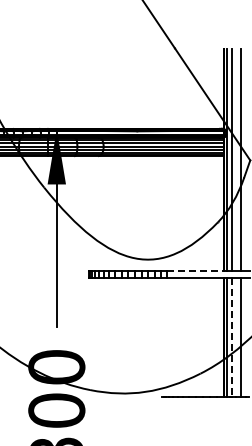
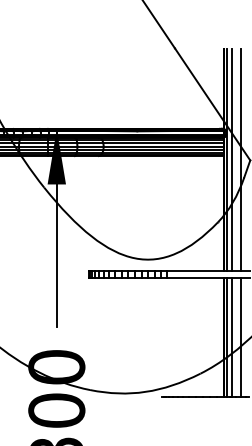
line: dashed -> solid (195, 271)
line: dashed -> solid (232, 337)
